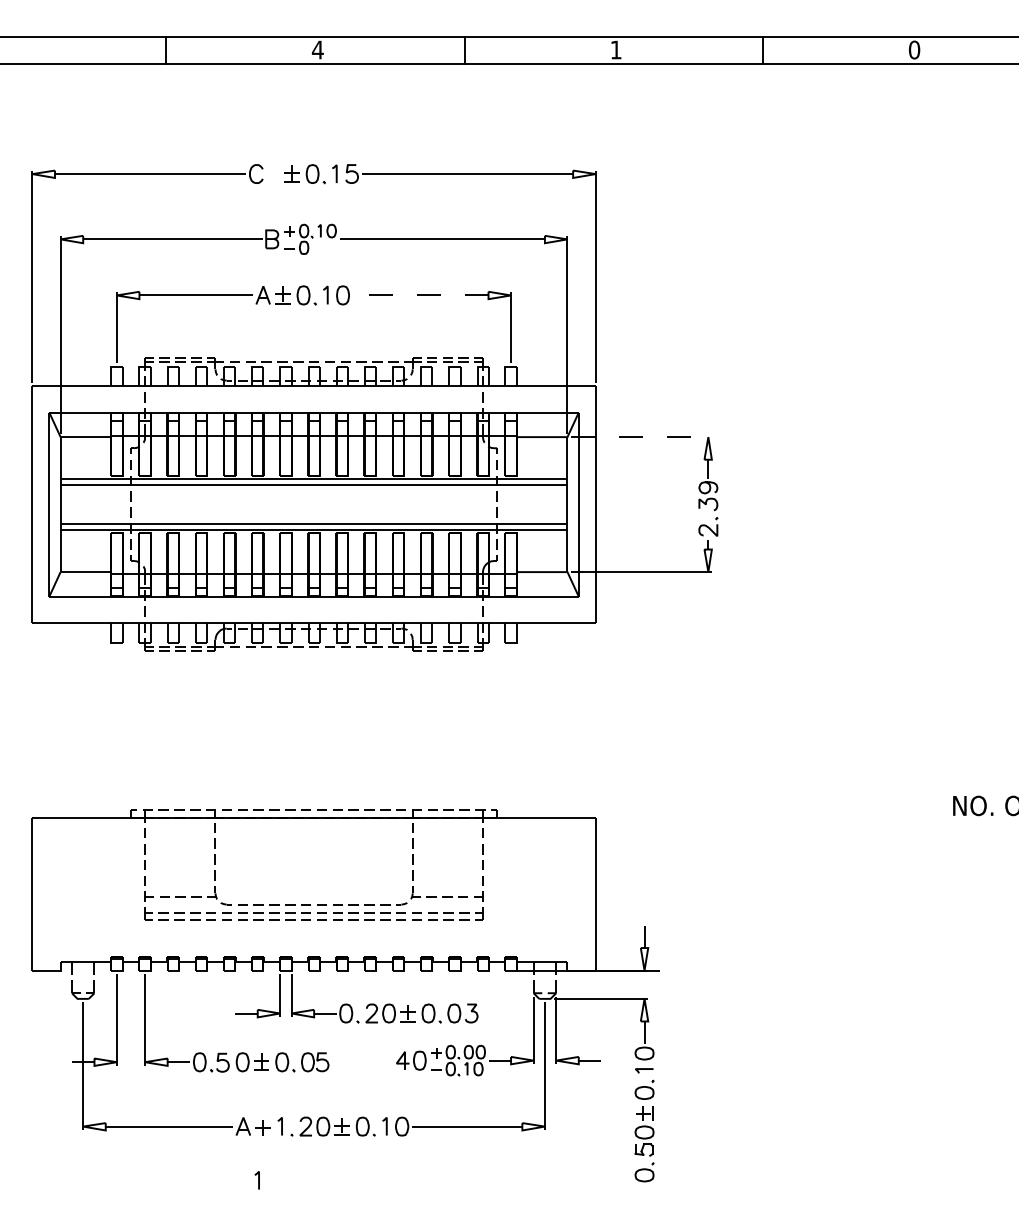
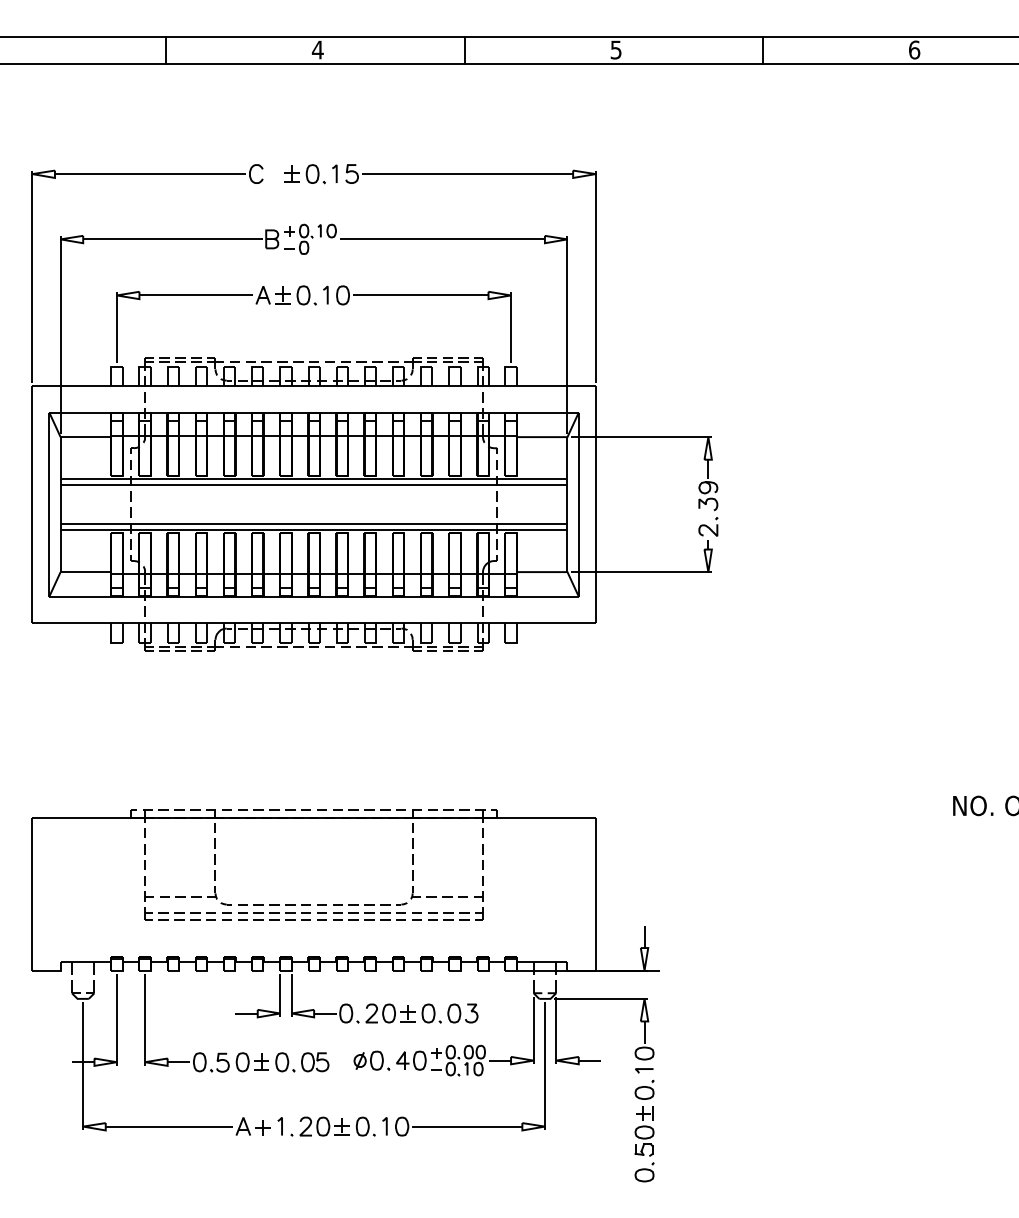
text: 1 -> 5 (615, 49)
text: 0 -> 6 (914, 49)
line: dashed -> solid (420, 295)
line: dashed -> solid (642, 437)
part: none -> present (371, 1060)
line: present -> none (258, 1180)
